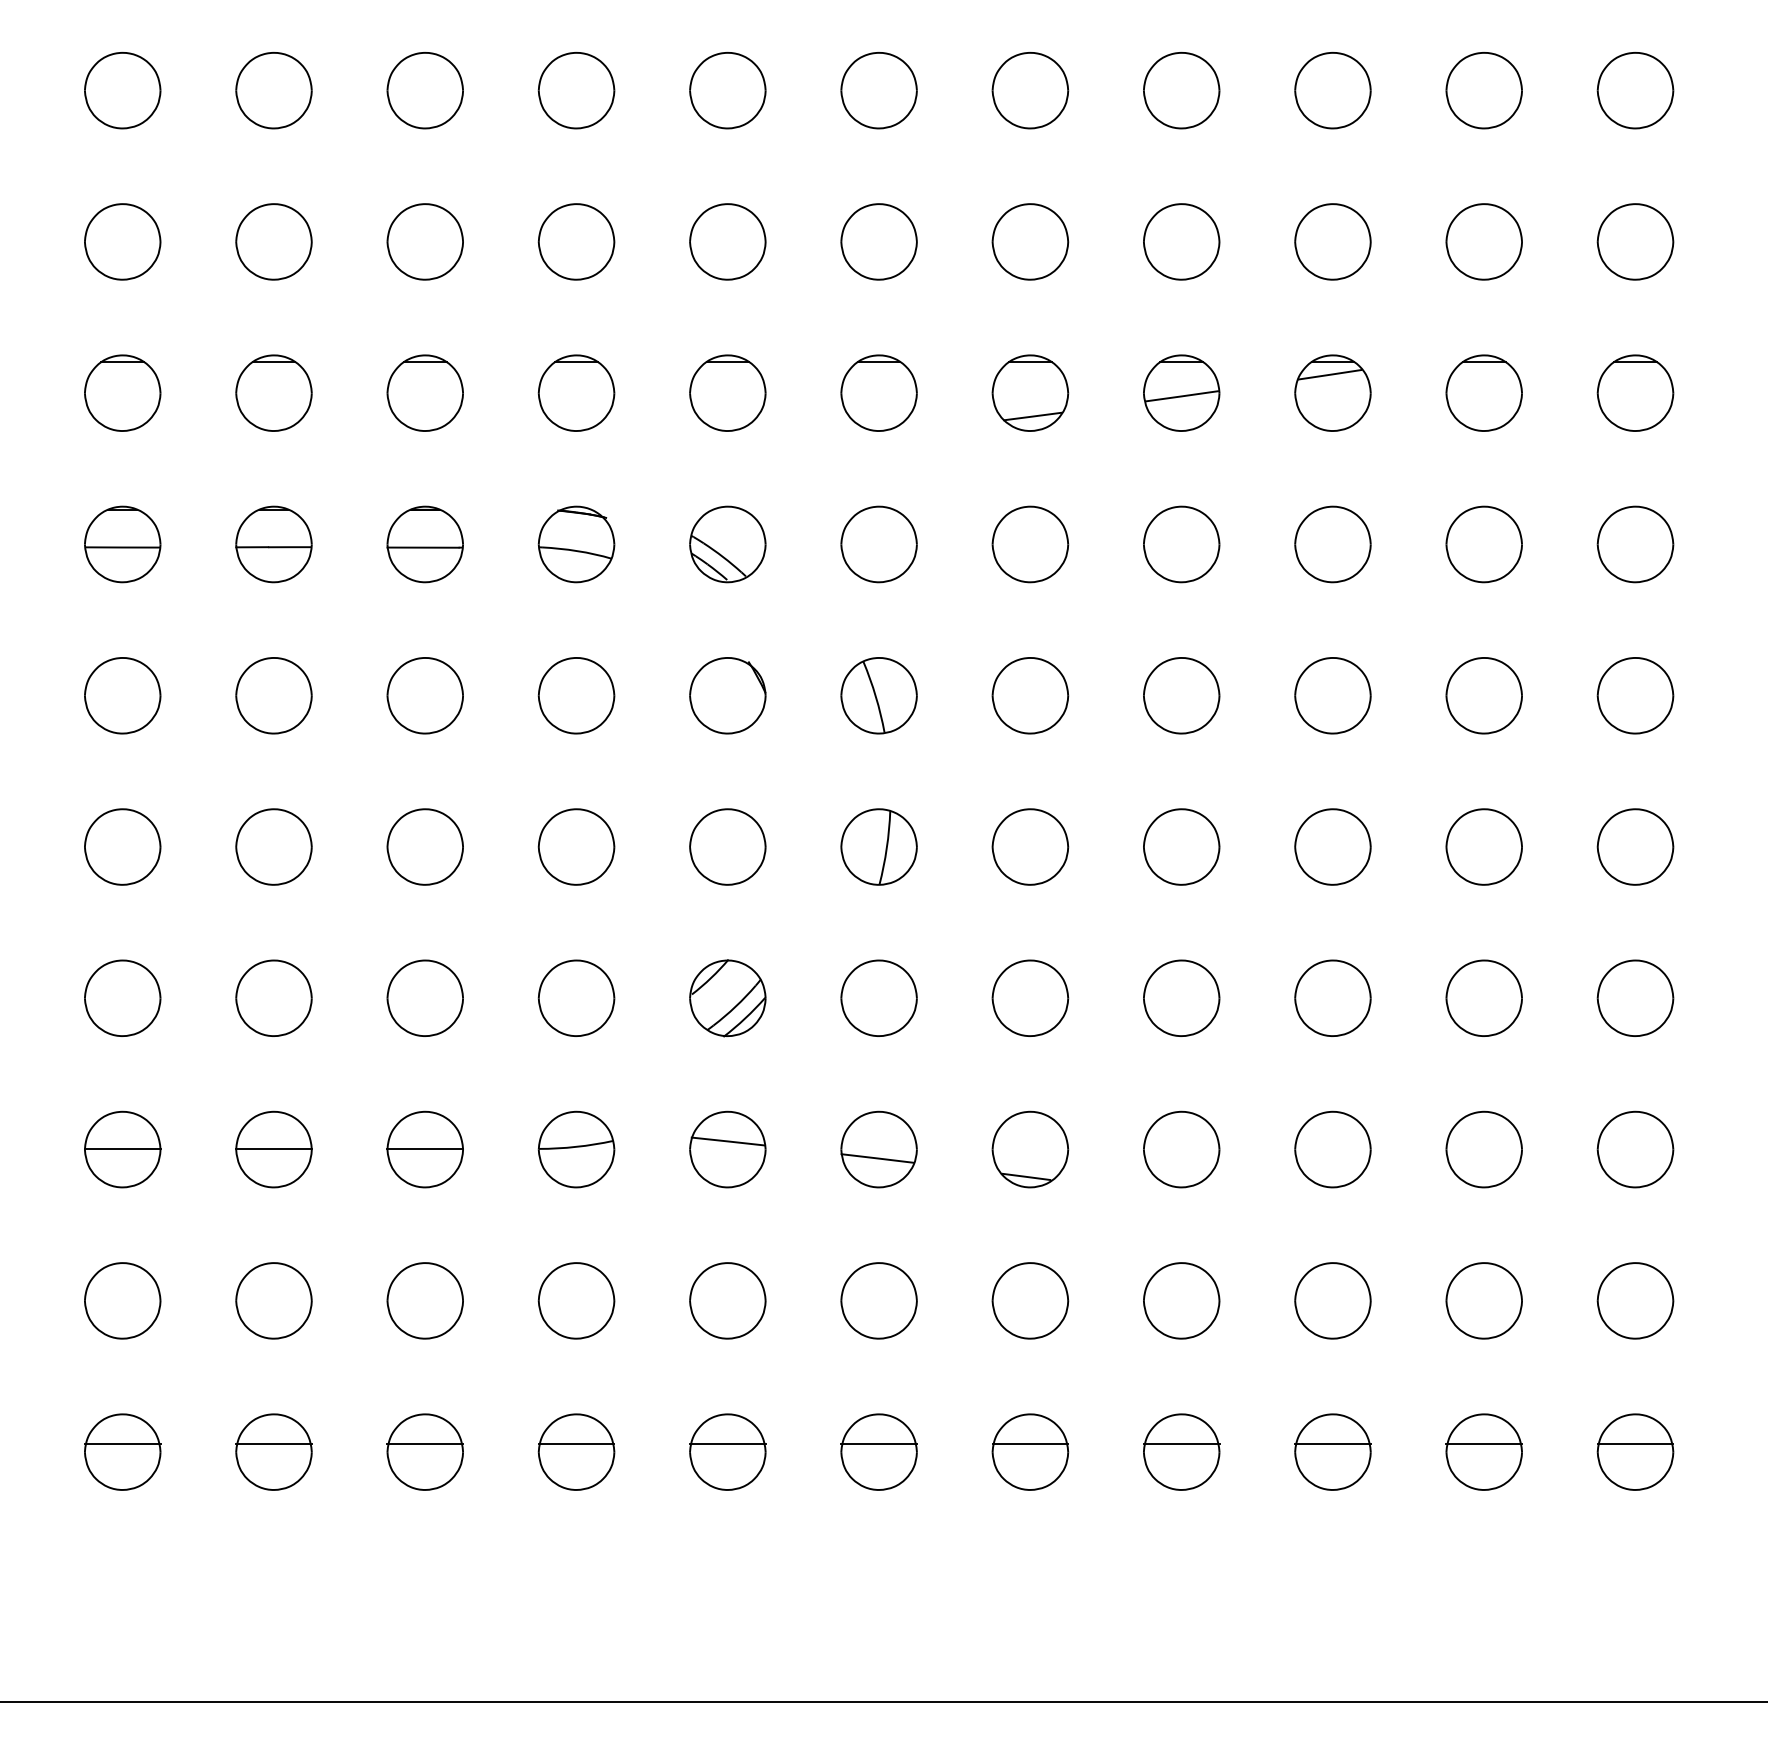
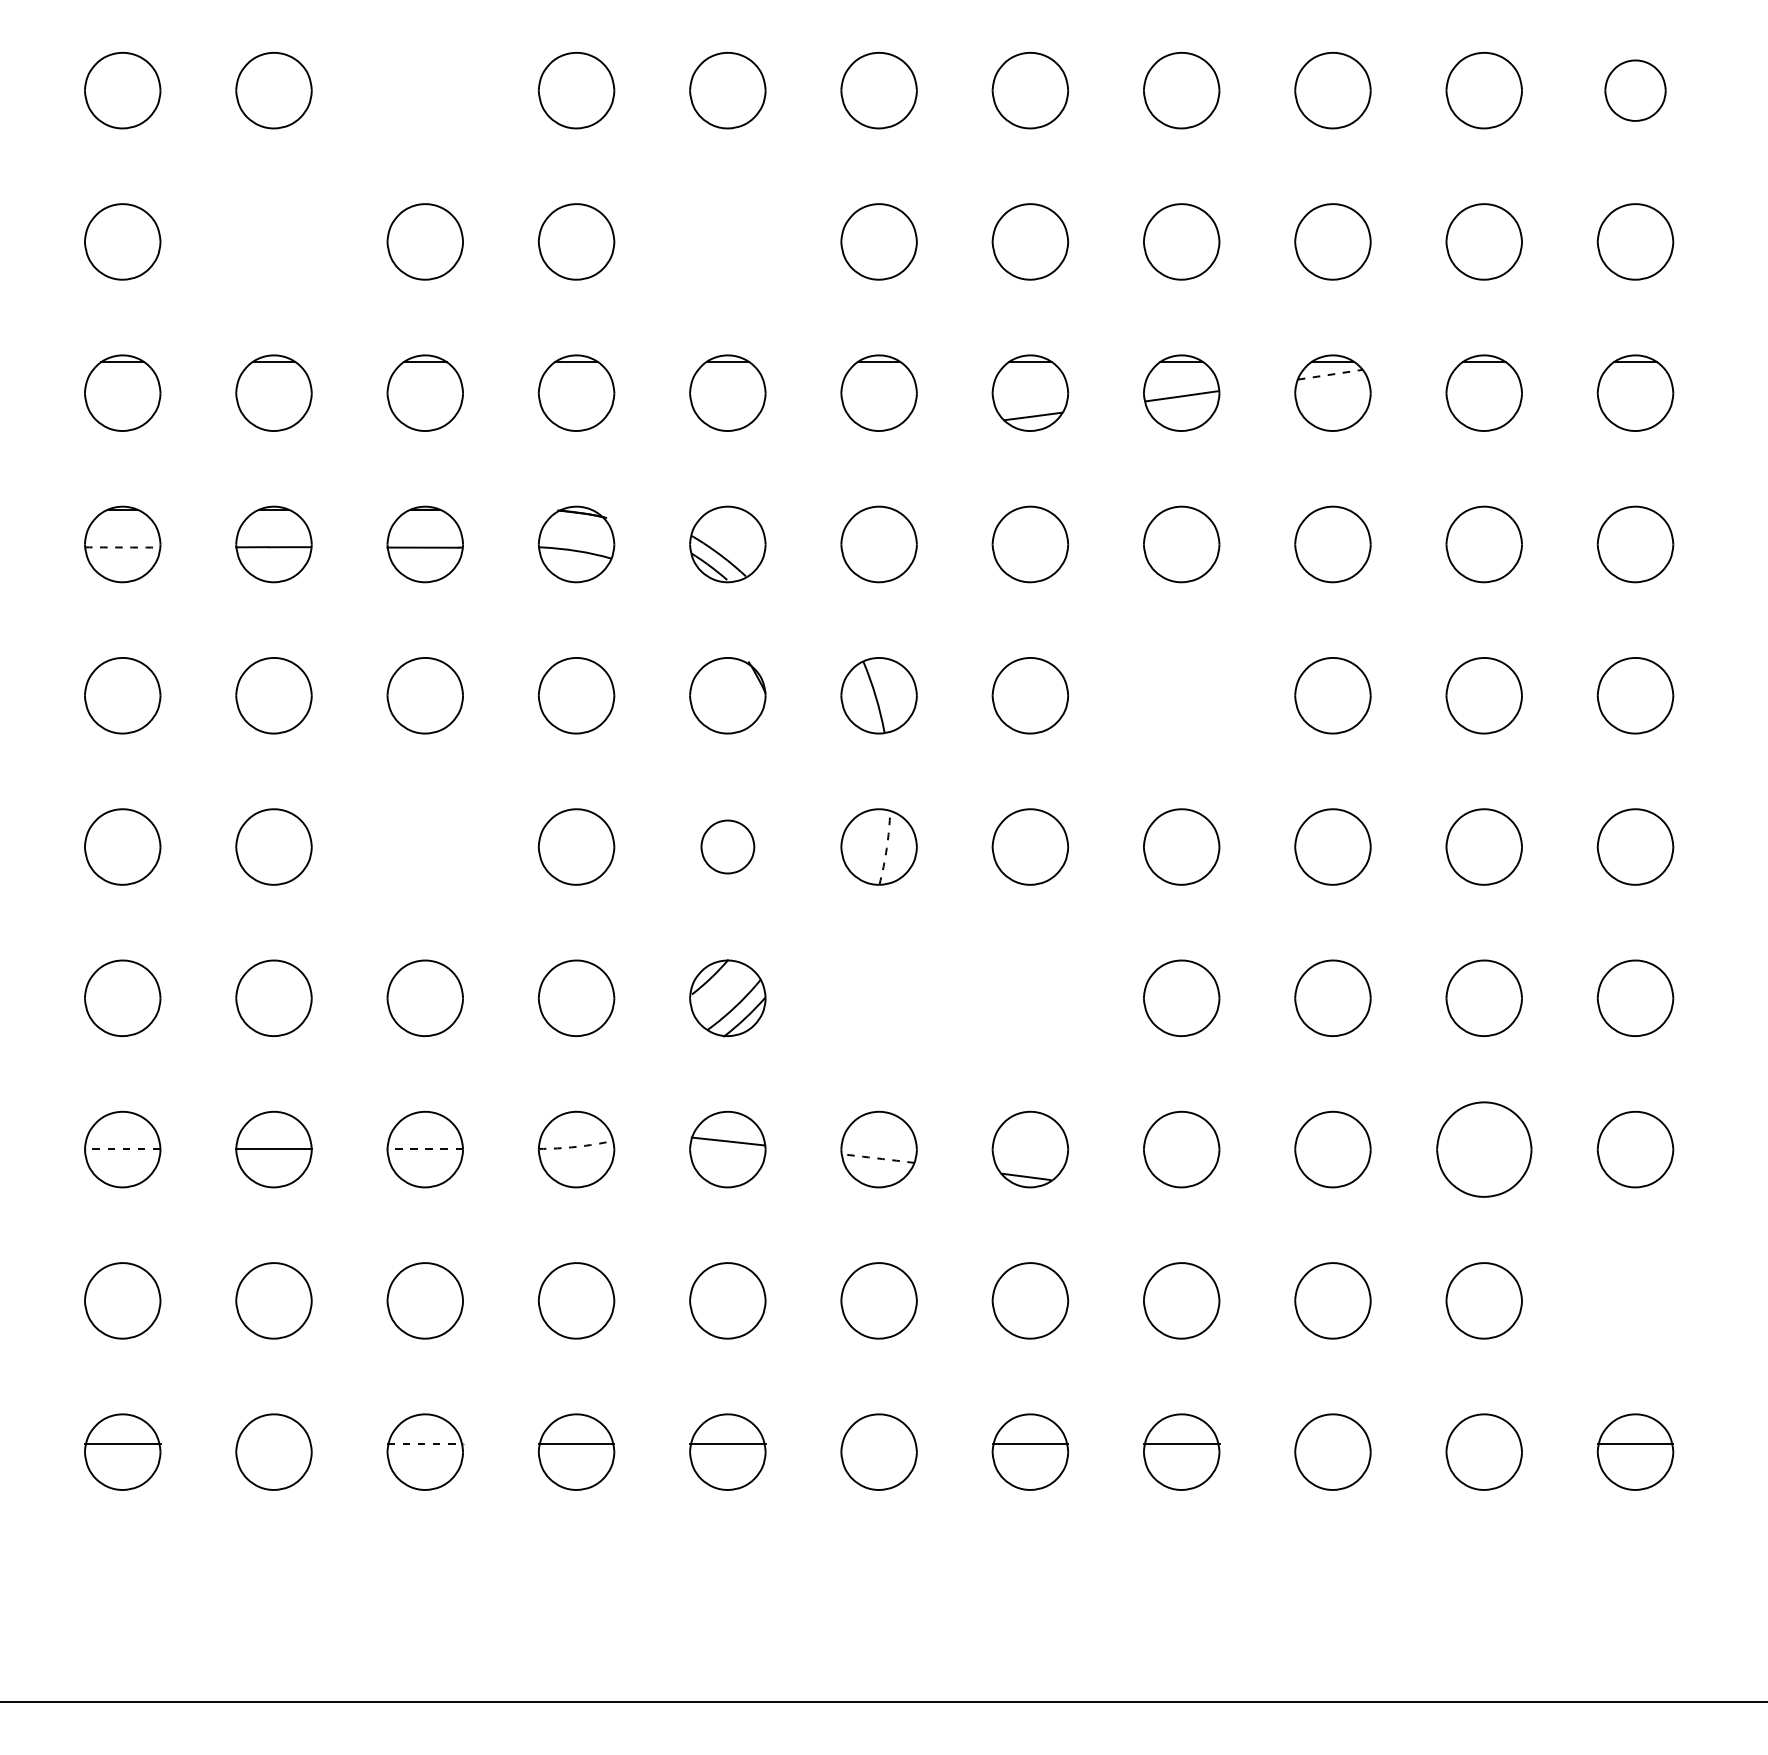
part: present -> none (424, 90)
part size: 79x78 px -> 63x63 px (1635, 90)
part: present -> none (273, 241)
part: present -> none (727, 241)
arc: solid -> dashed (1329, 374)
arc: solid -> dashed (122, 547)
part: present -> none (1181, 695)
part: present -> none (424, 846)
part size: 78x78 px -> 56x56 px (727, 846)
arc: solid -> dashed (886, 848)
part: present -> none (878, 997)
part: present -> none (1030, 997)
arc: solid -> dashed (576, 1146)
line: solid -> dashed (122, 1148)
line: solid -> dashed (425, 1148)
part size: 78x79 px -> 97x97 px (1484, 1149)
arc: solid -> dashed (877, 1158)
part: present -> none (1635, 1300)
line: present -> none (273, 1443)
line: solid -> dashed (425, 1443)
line: present -> none (878, 1443)
line: present -> none (1332, 1443)
line: present -> none (1484, 1443)
